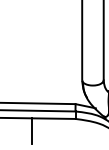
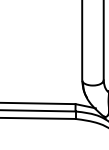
line: present -> none (32, 130)
